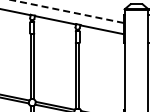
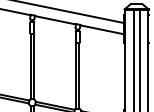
line: dashed -> solid (67, 11)
line: none -> present (133, 58)
line: none -> present (139, 58)
